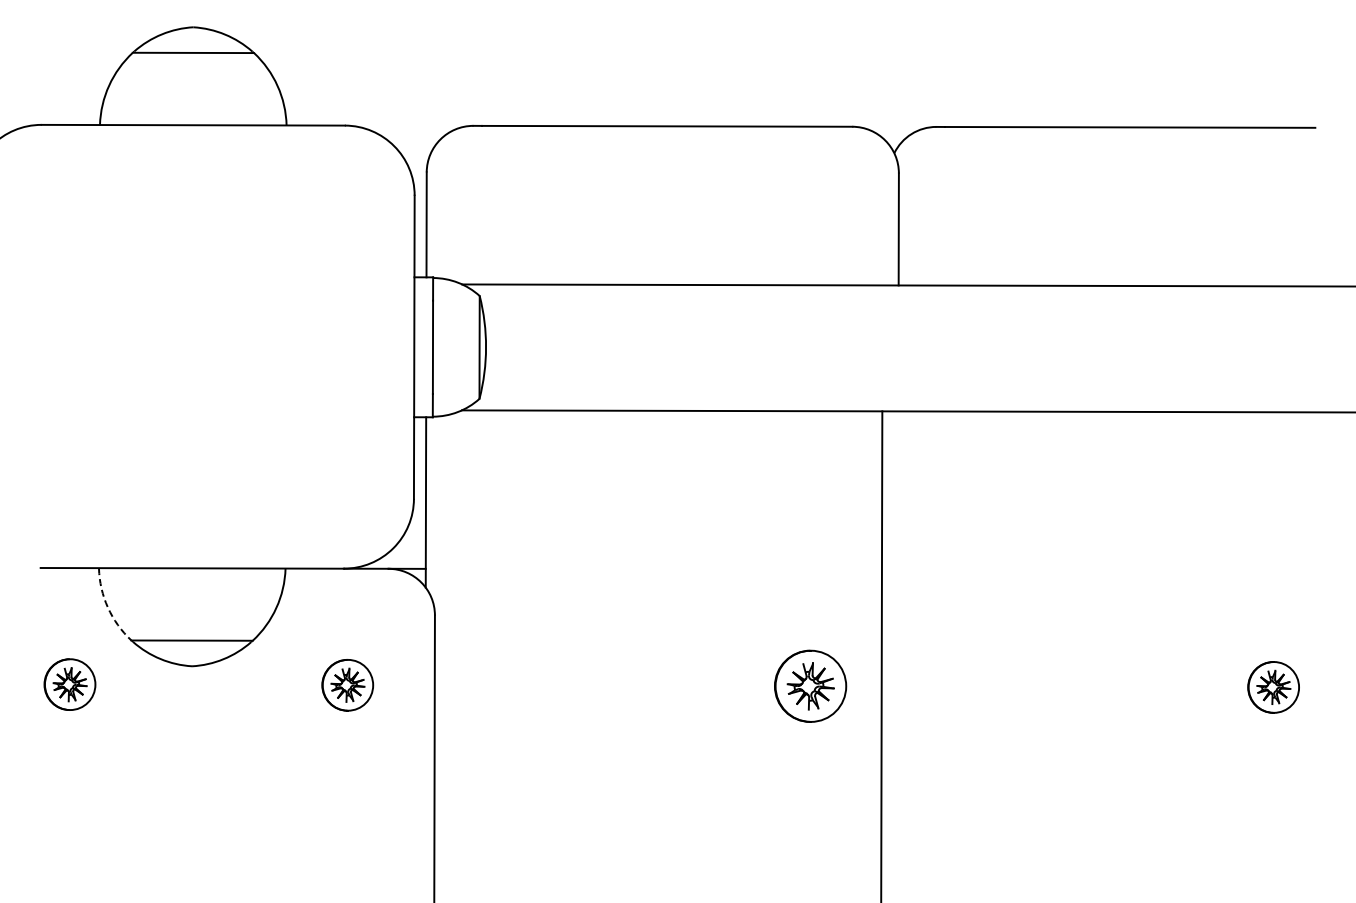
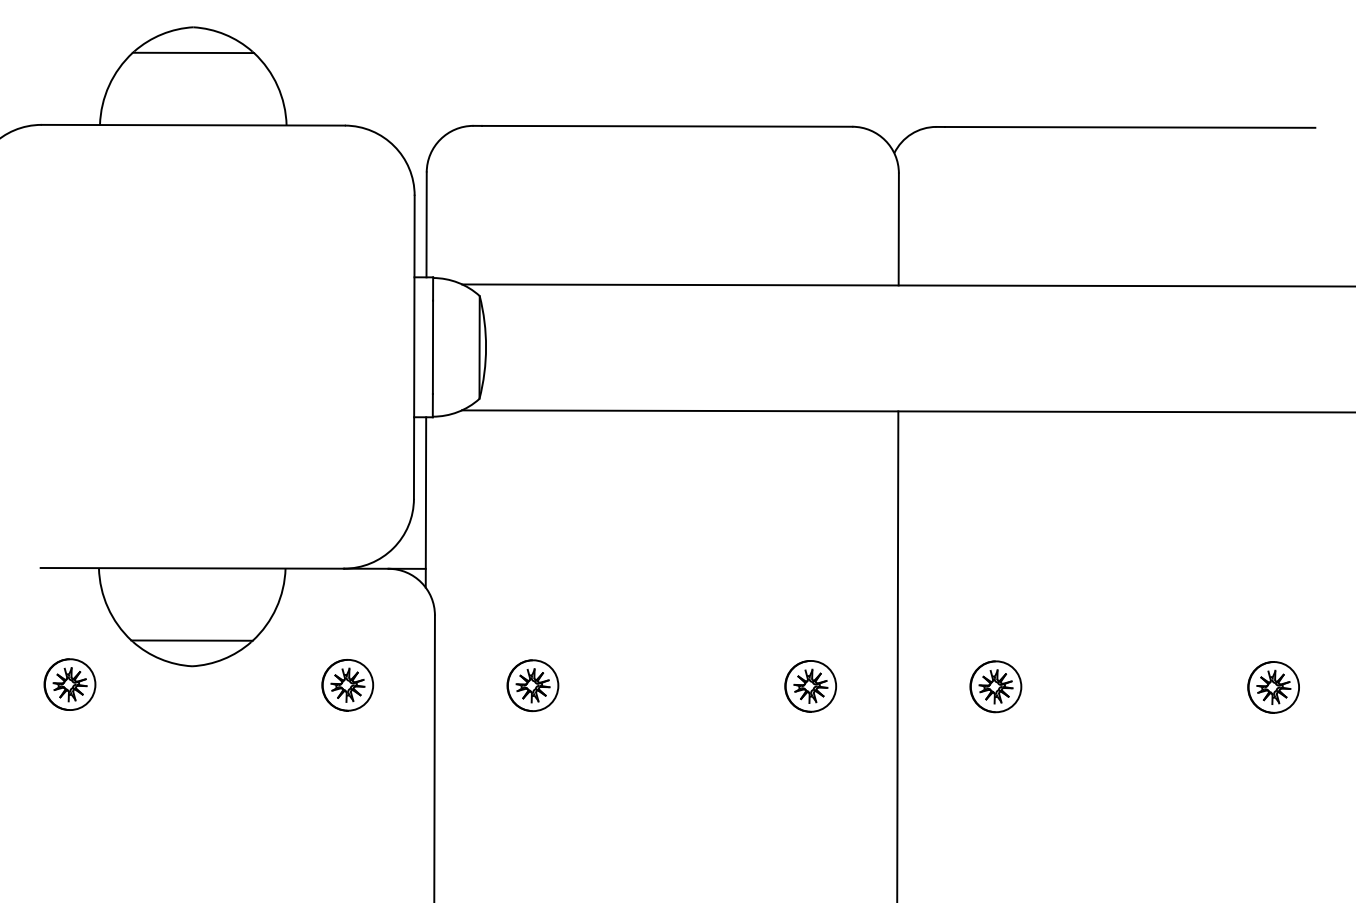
arc: dashed -> solid (107, 607)
line position: (881, 655) -> (897, 655) (897, 655)
part: none -> present (532, 685)
part size: 74x74 px -> 54x53 px (810, 686)
part: none -> present (995, 686)
